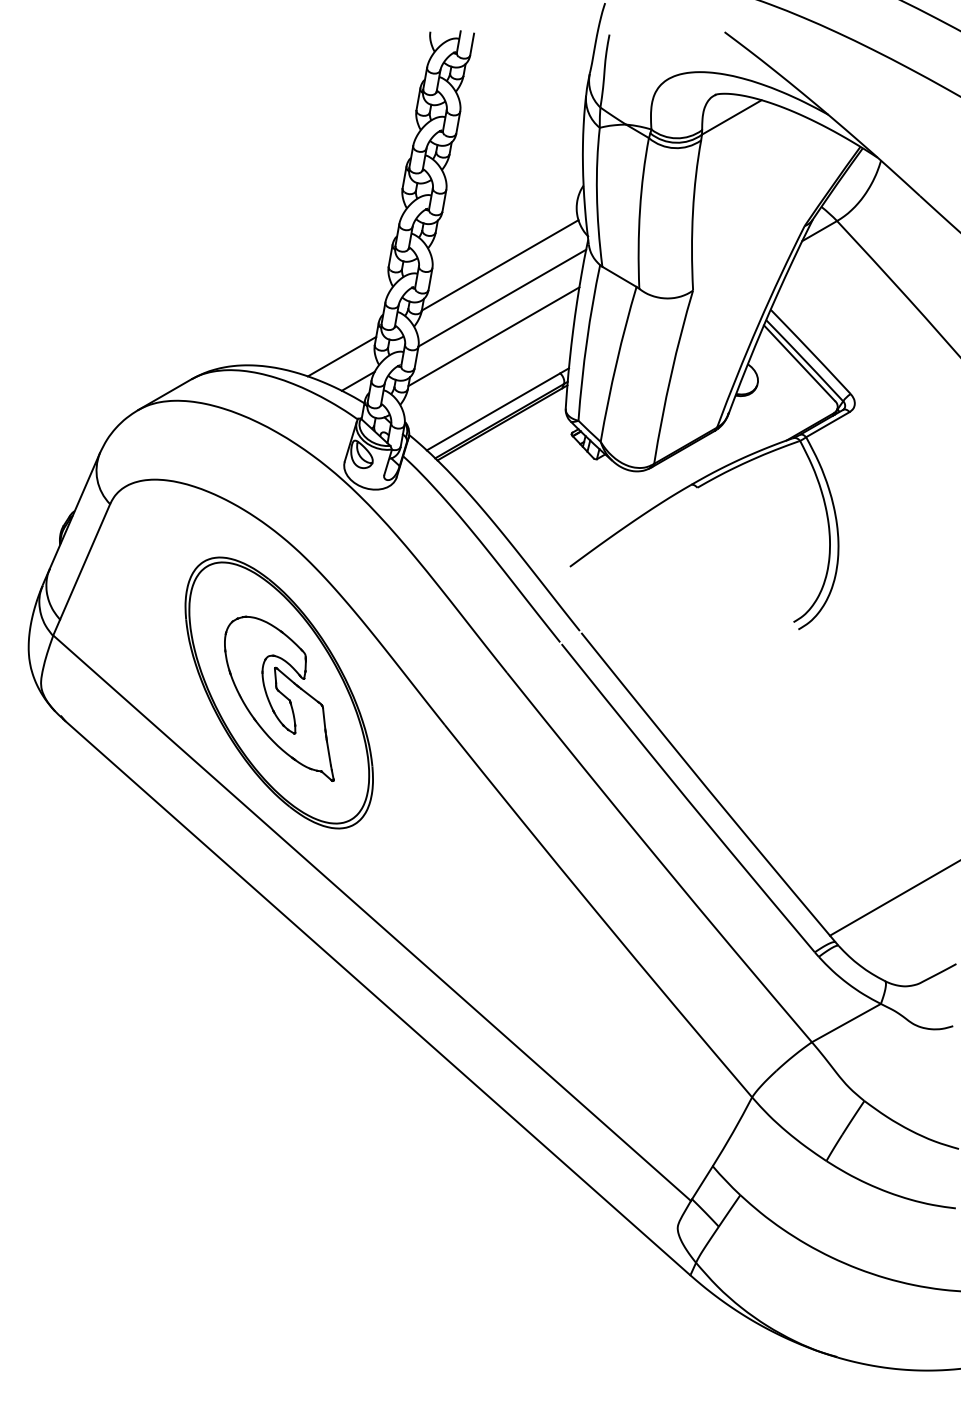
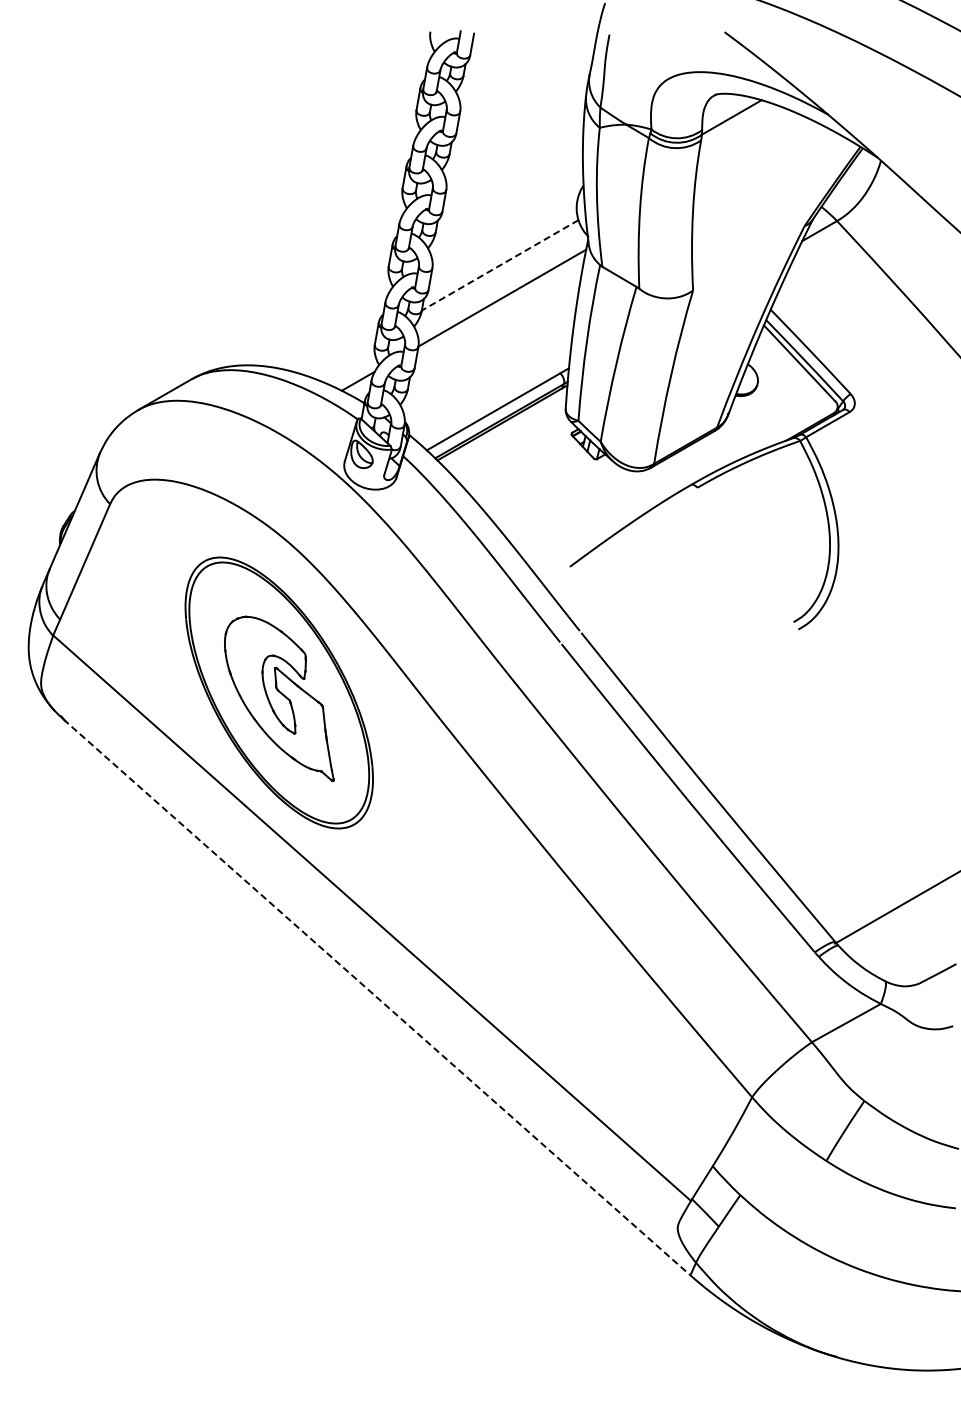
line: solid -> dashed (499, 265)
line: present -> none (493, 336)
line: present -> none (341, 356)
line position: (893, 898) -> (896, 907) (896, 907)
line: solid -> dashed (376, 997)
